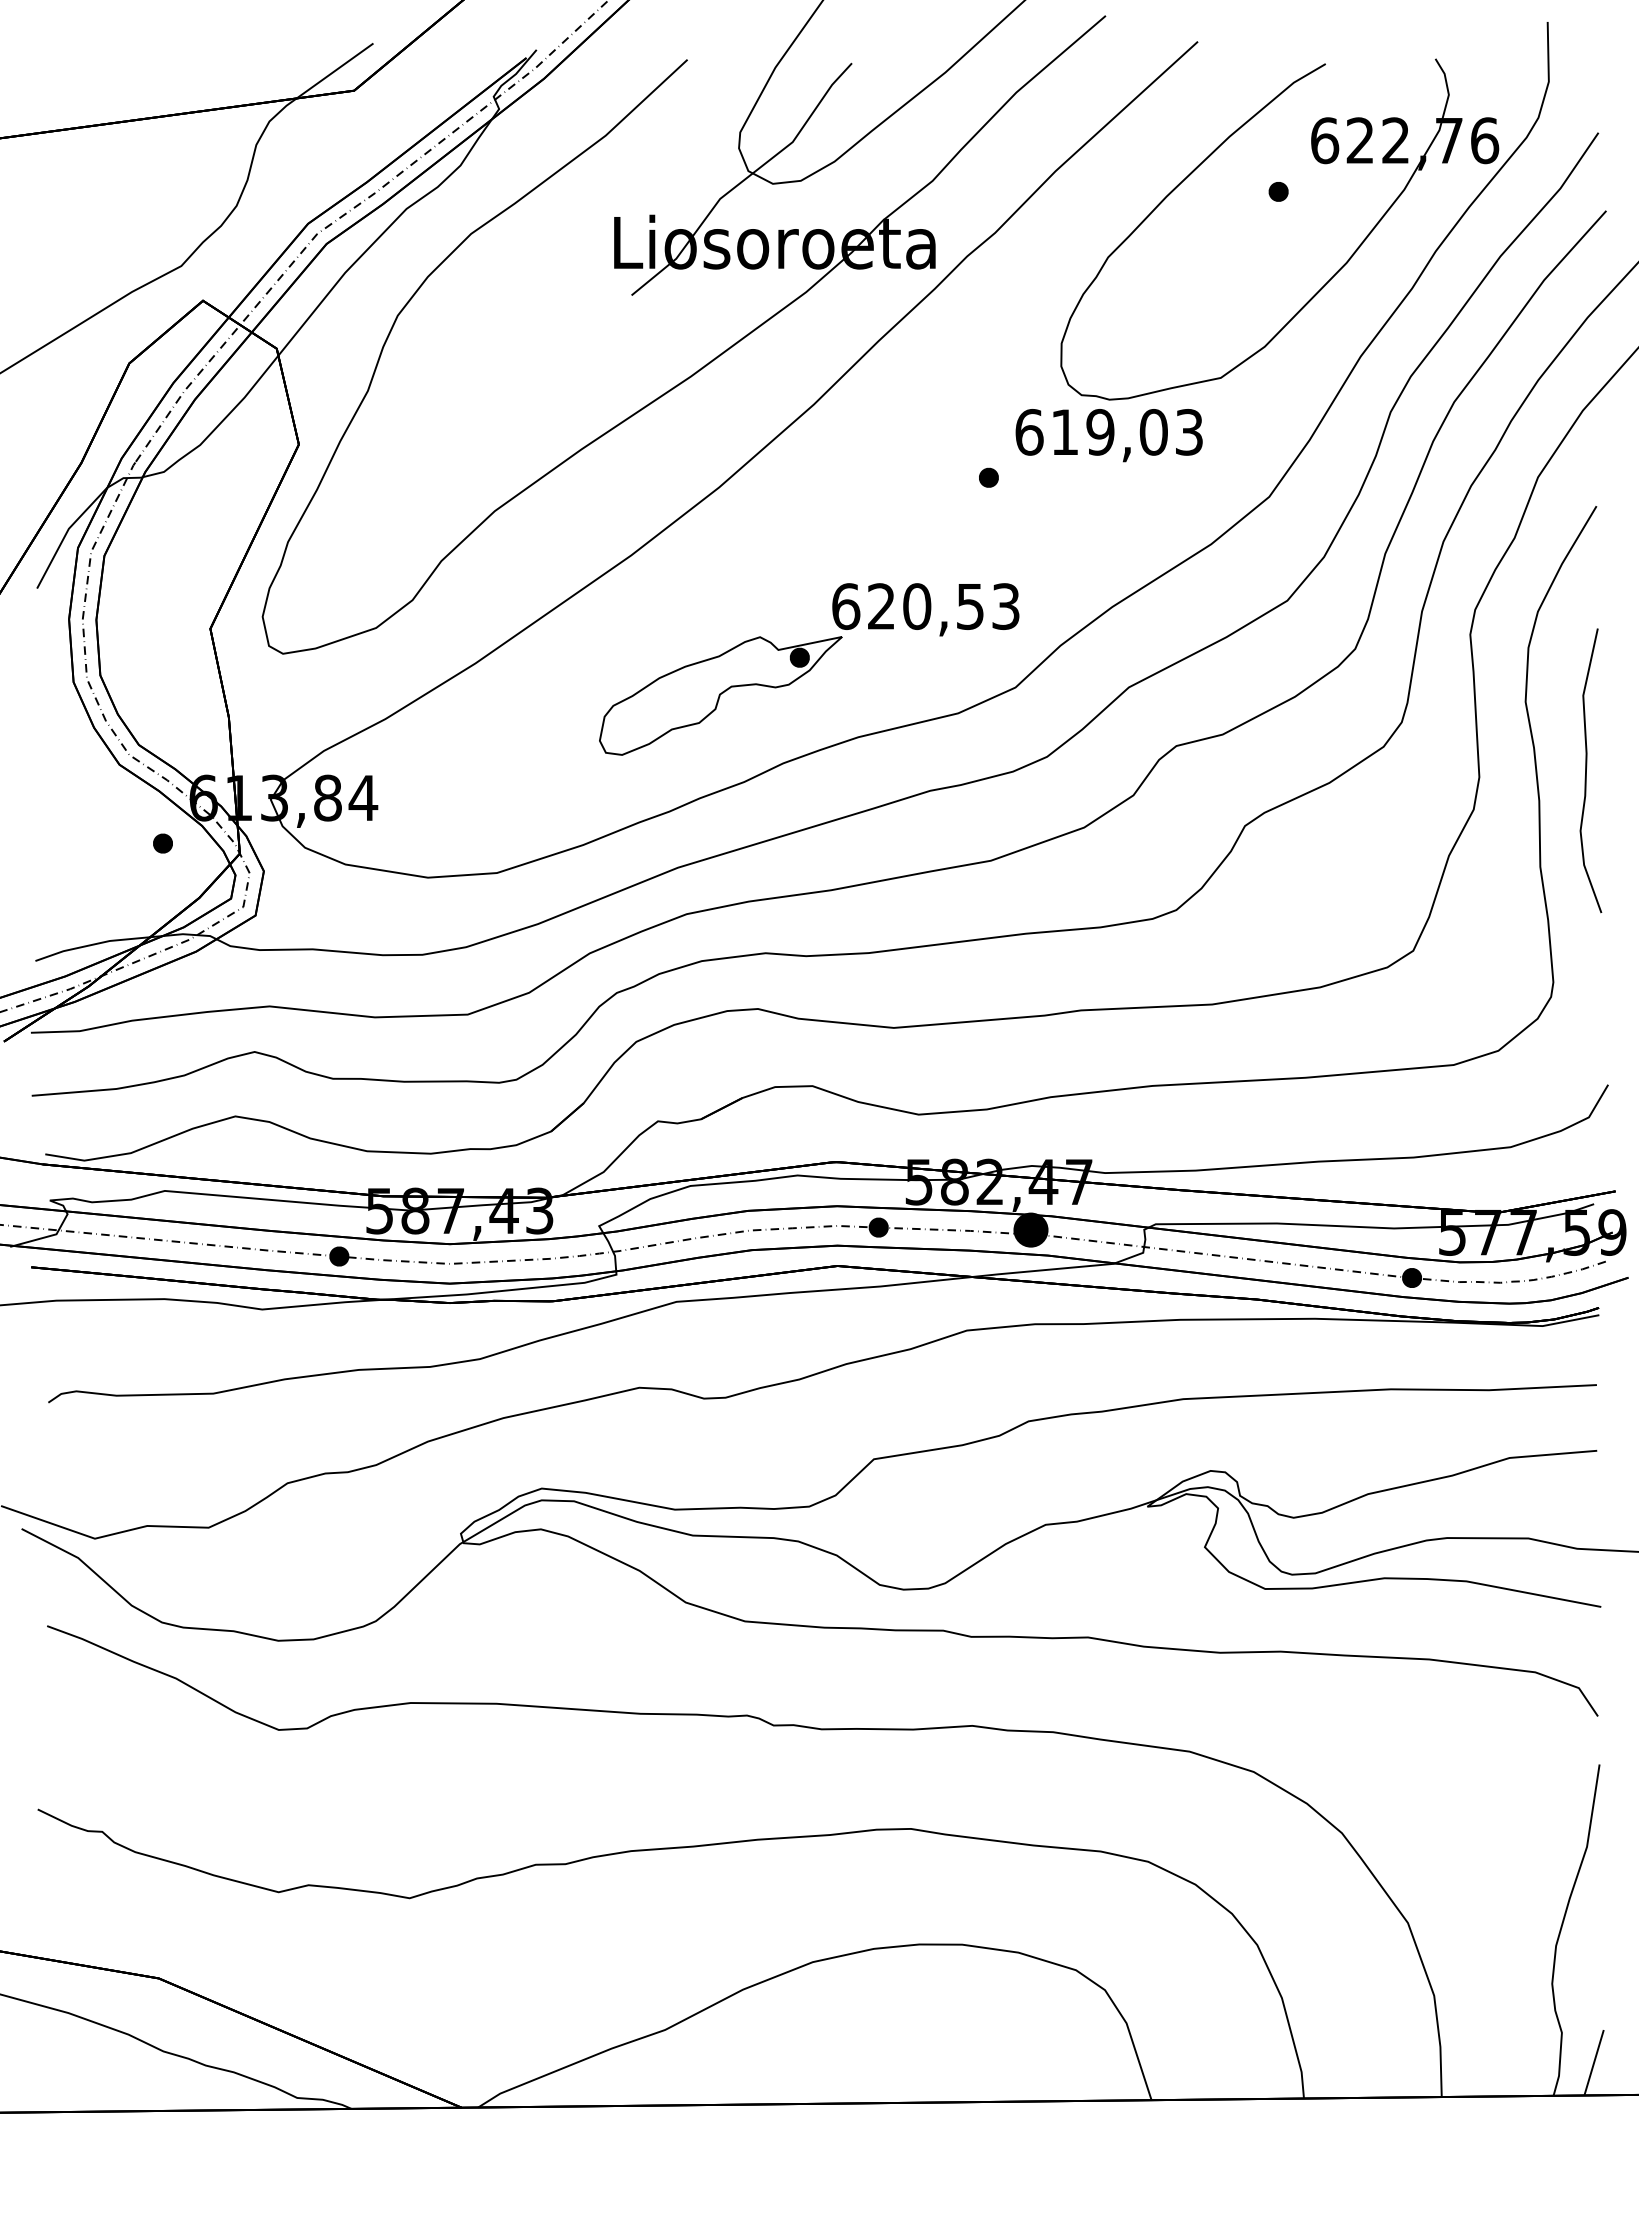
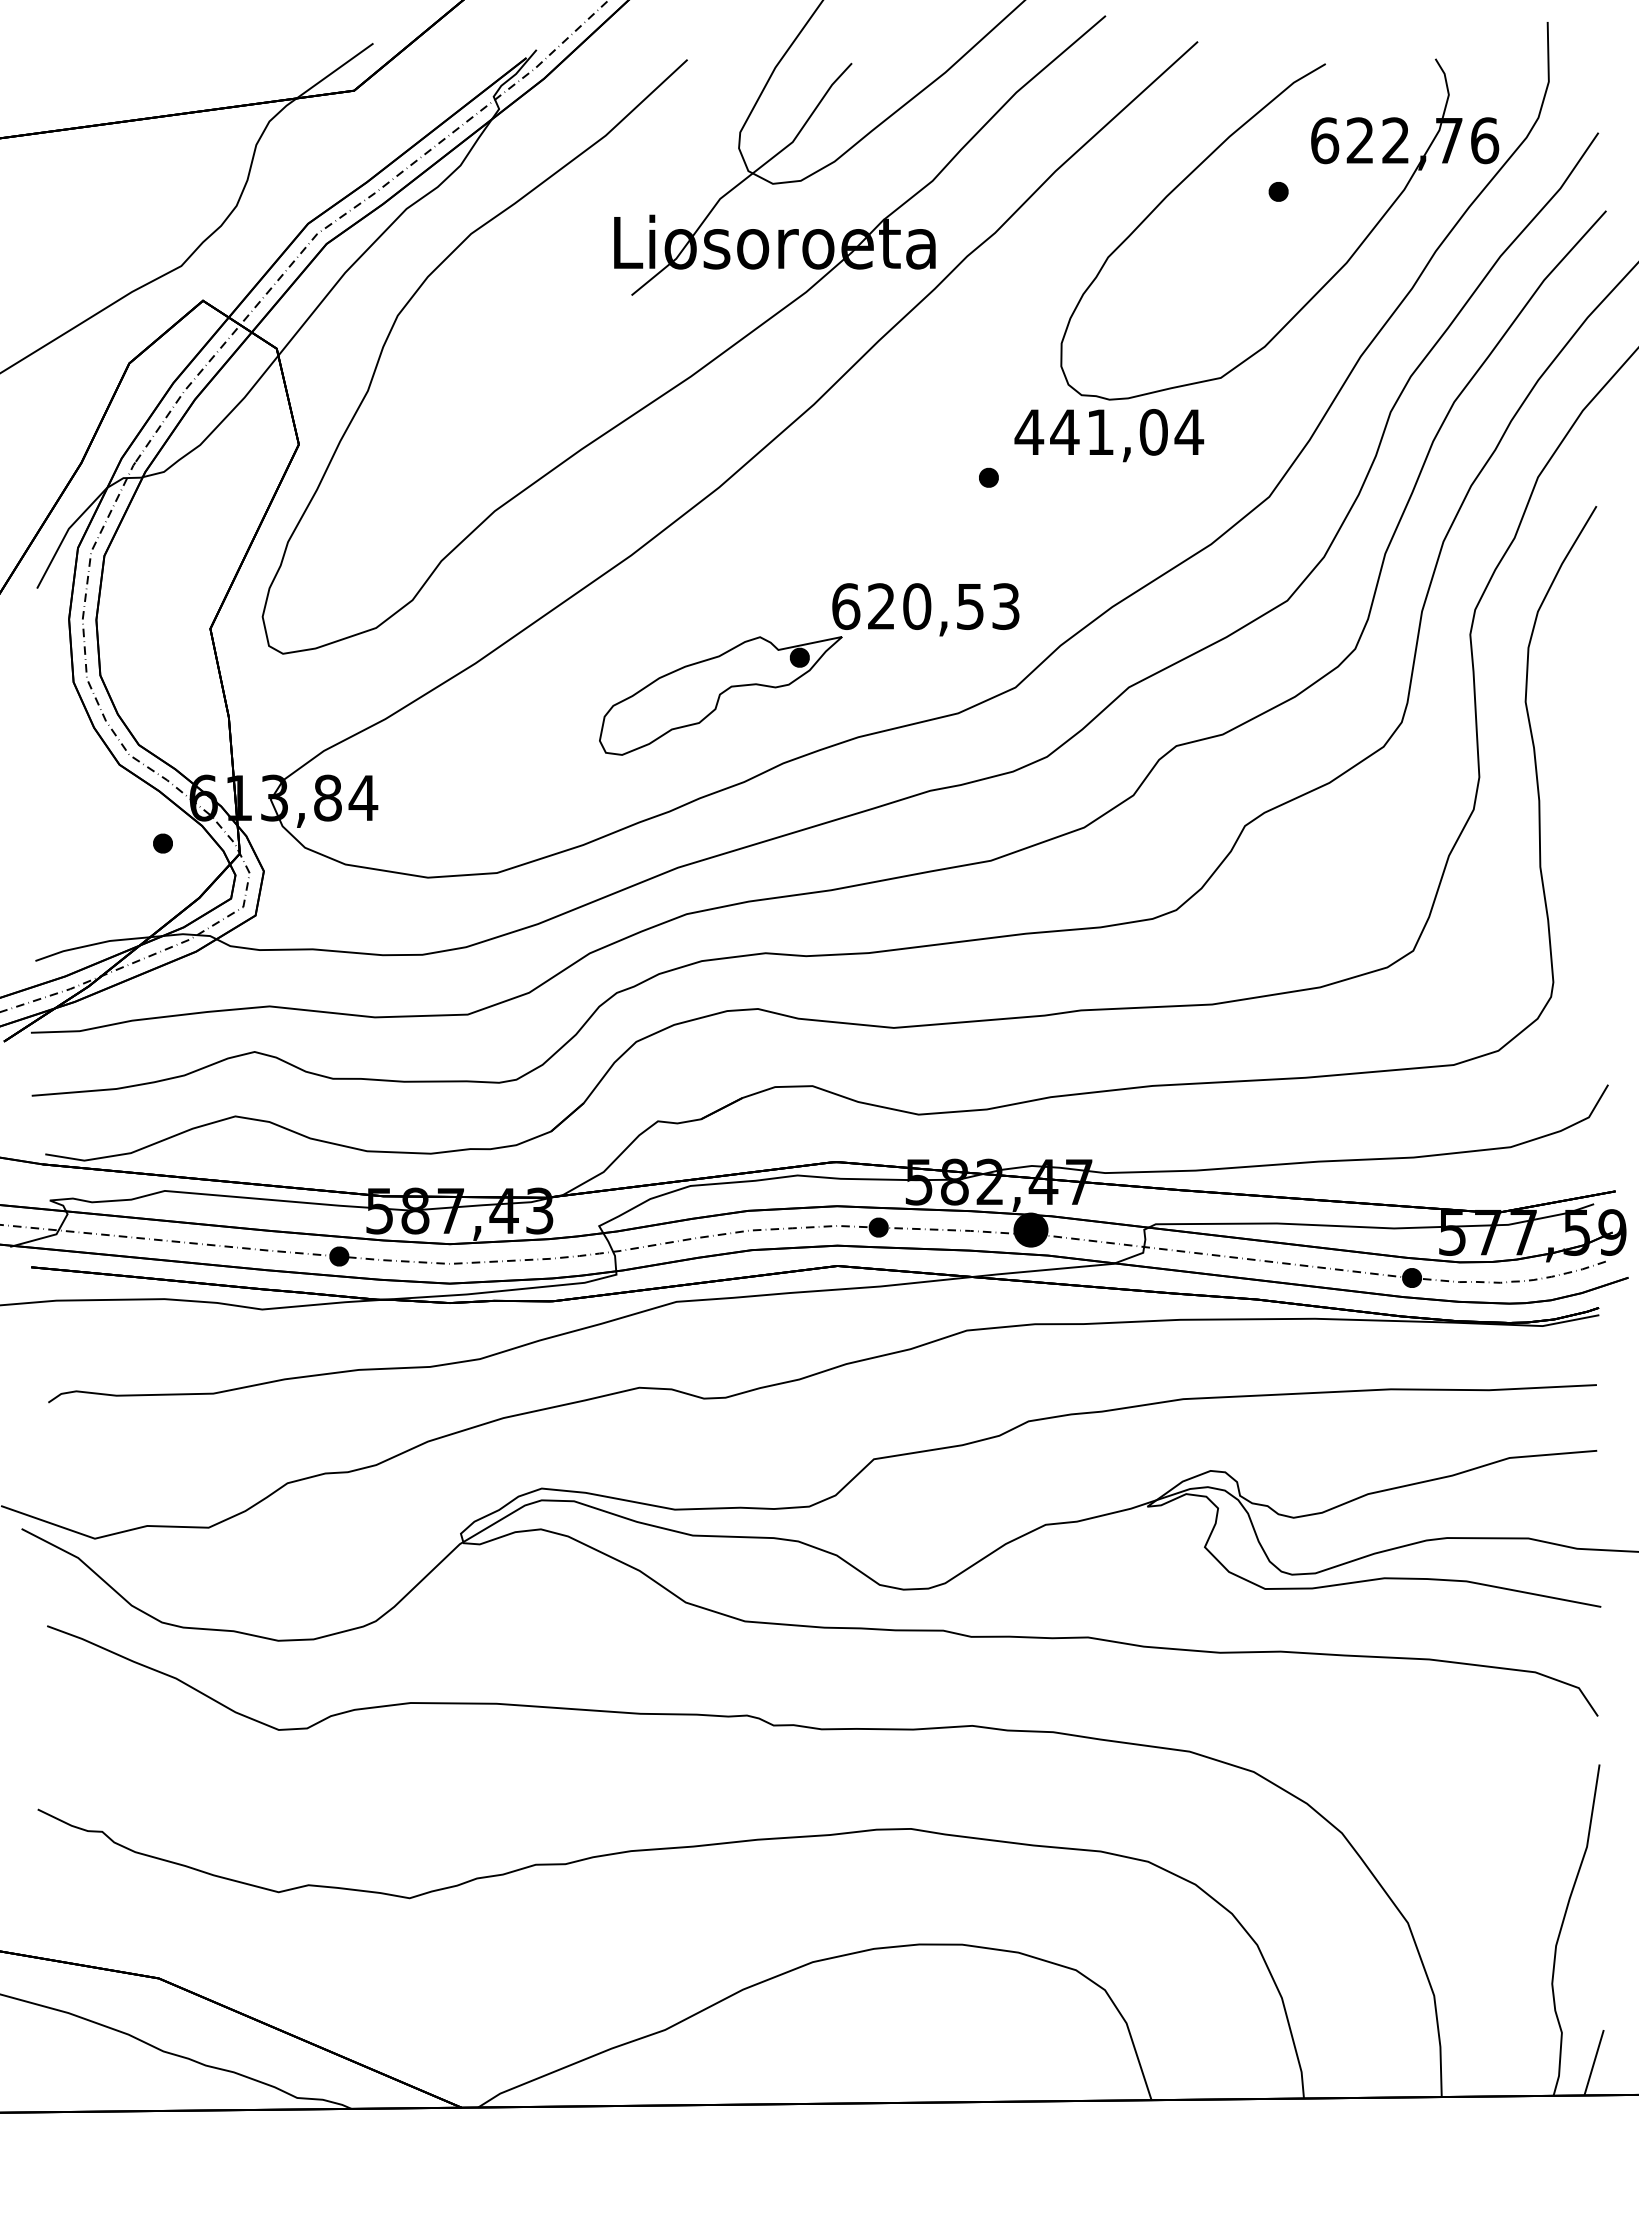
text: 619,03 -> 441,04 (1109, 432)
curve: present -> none (1586, 770)
